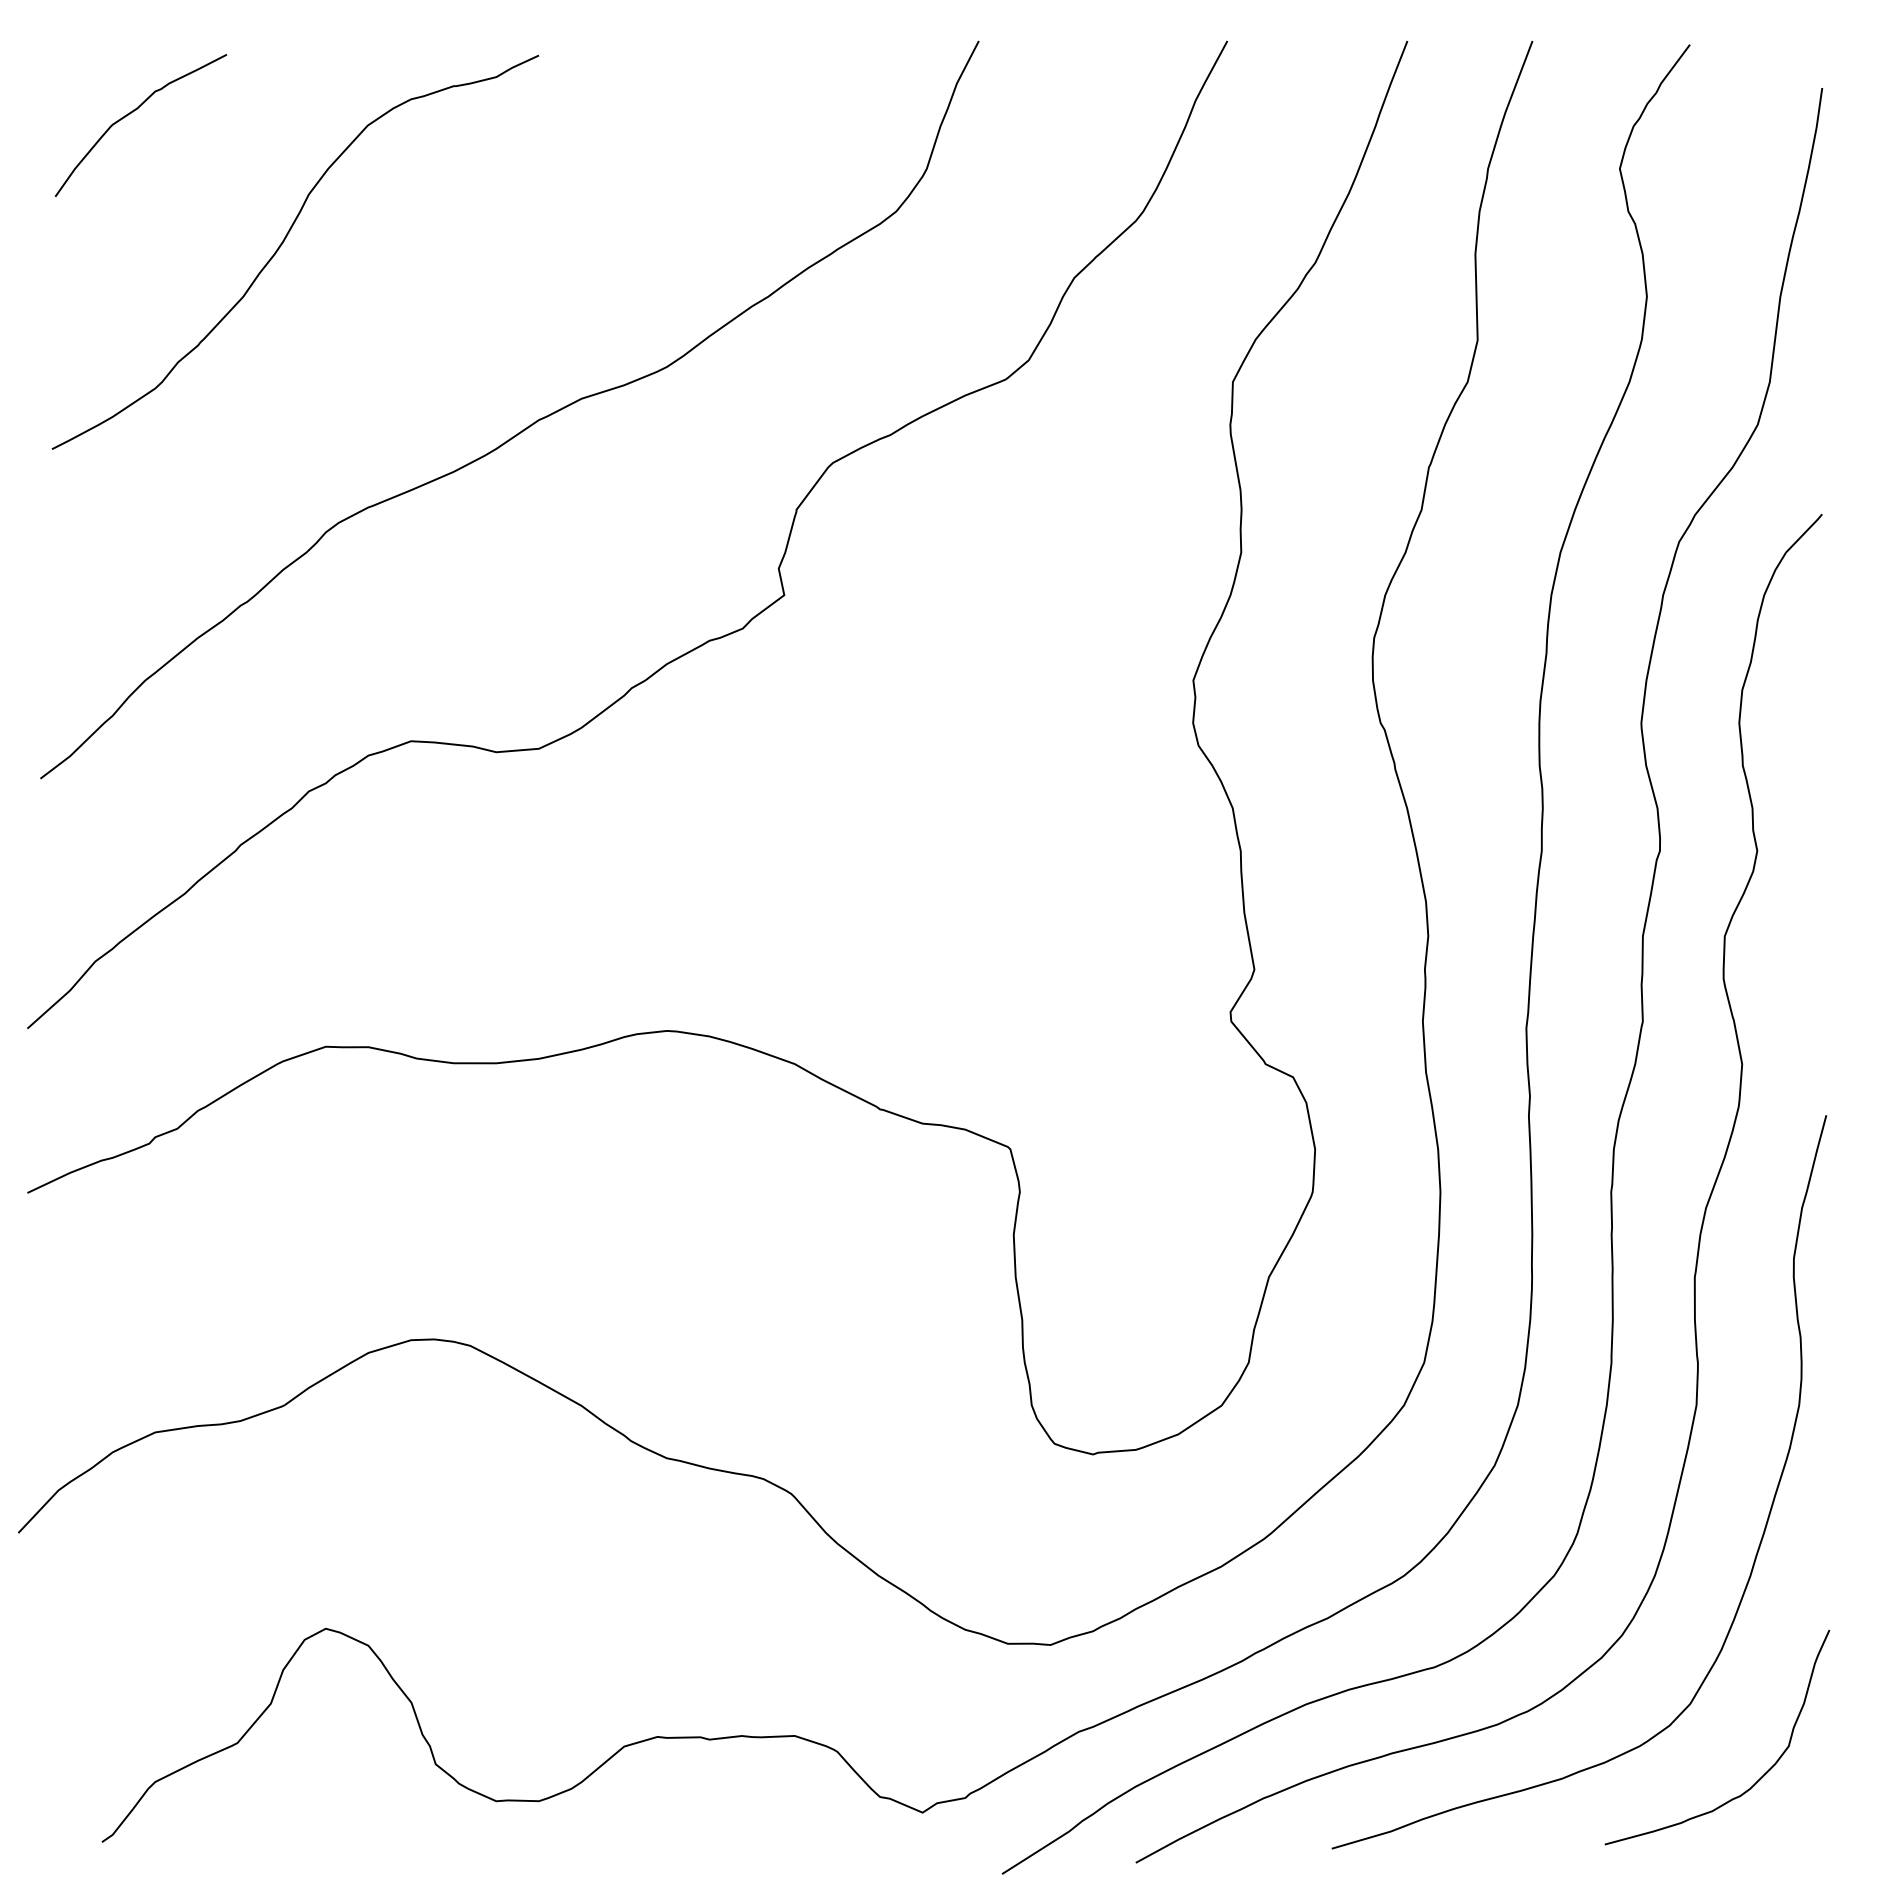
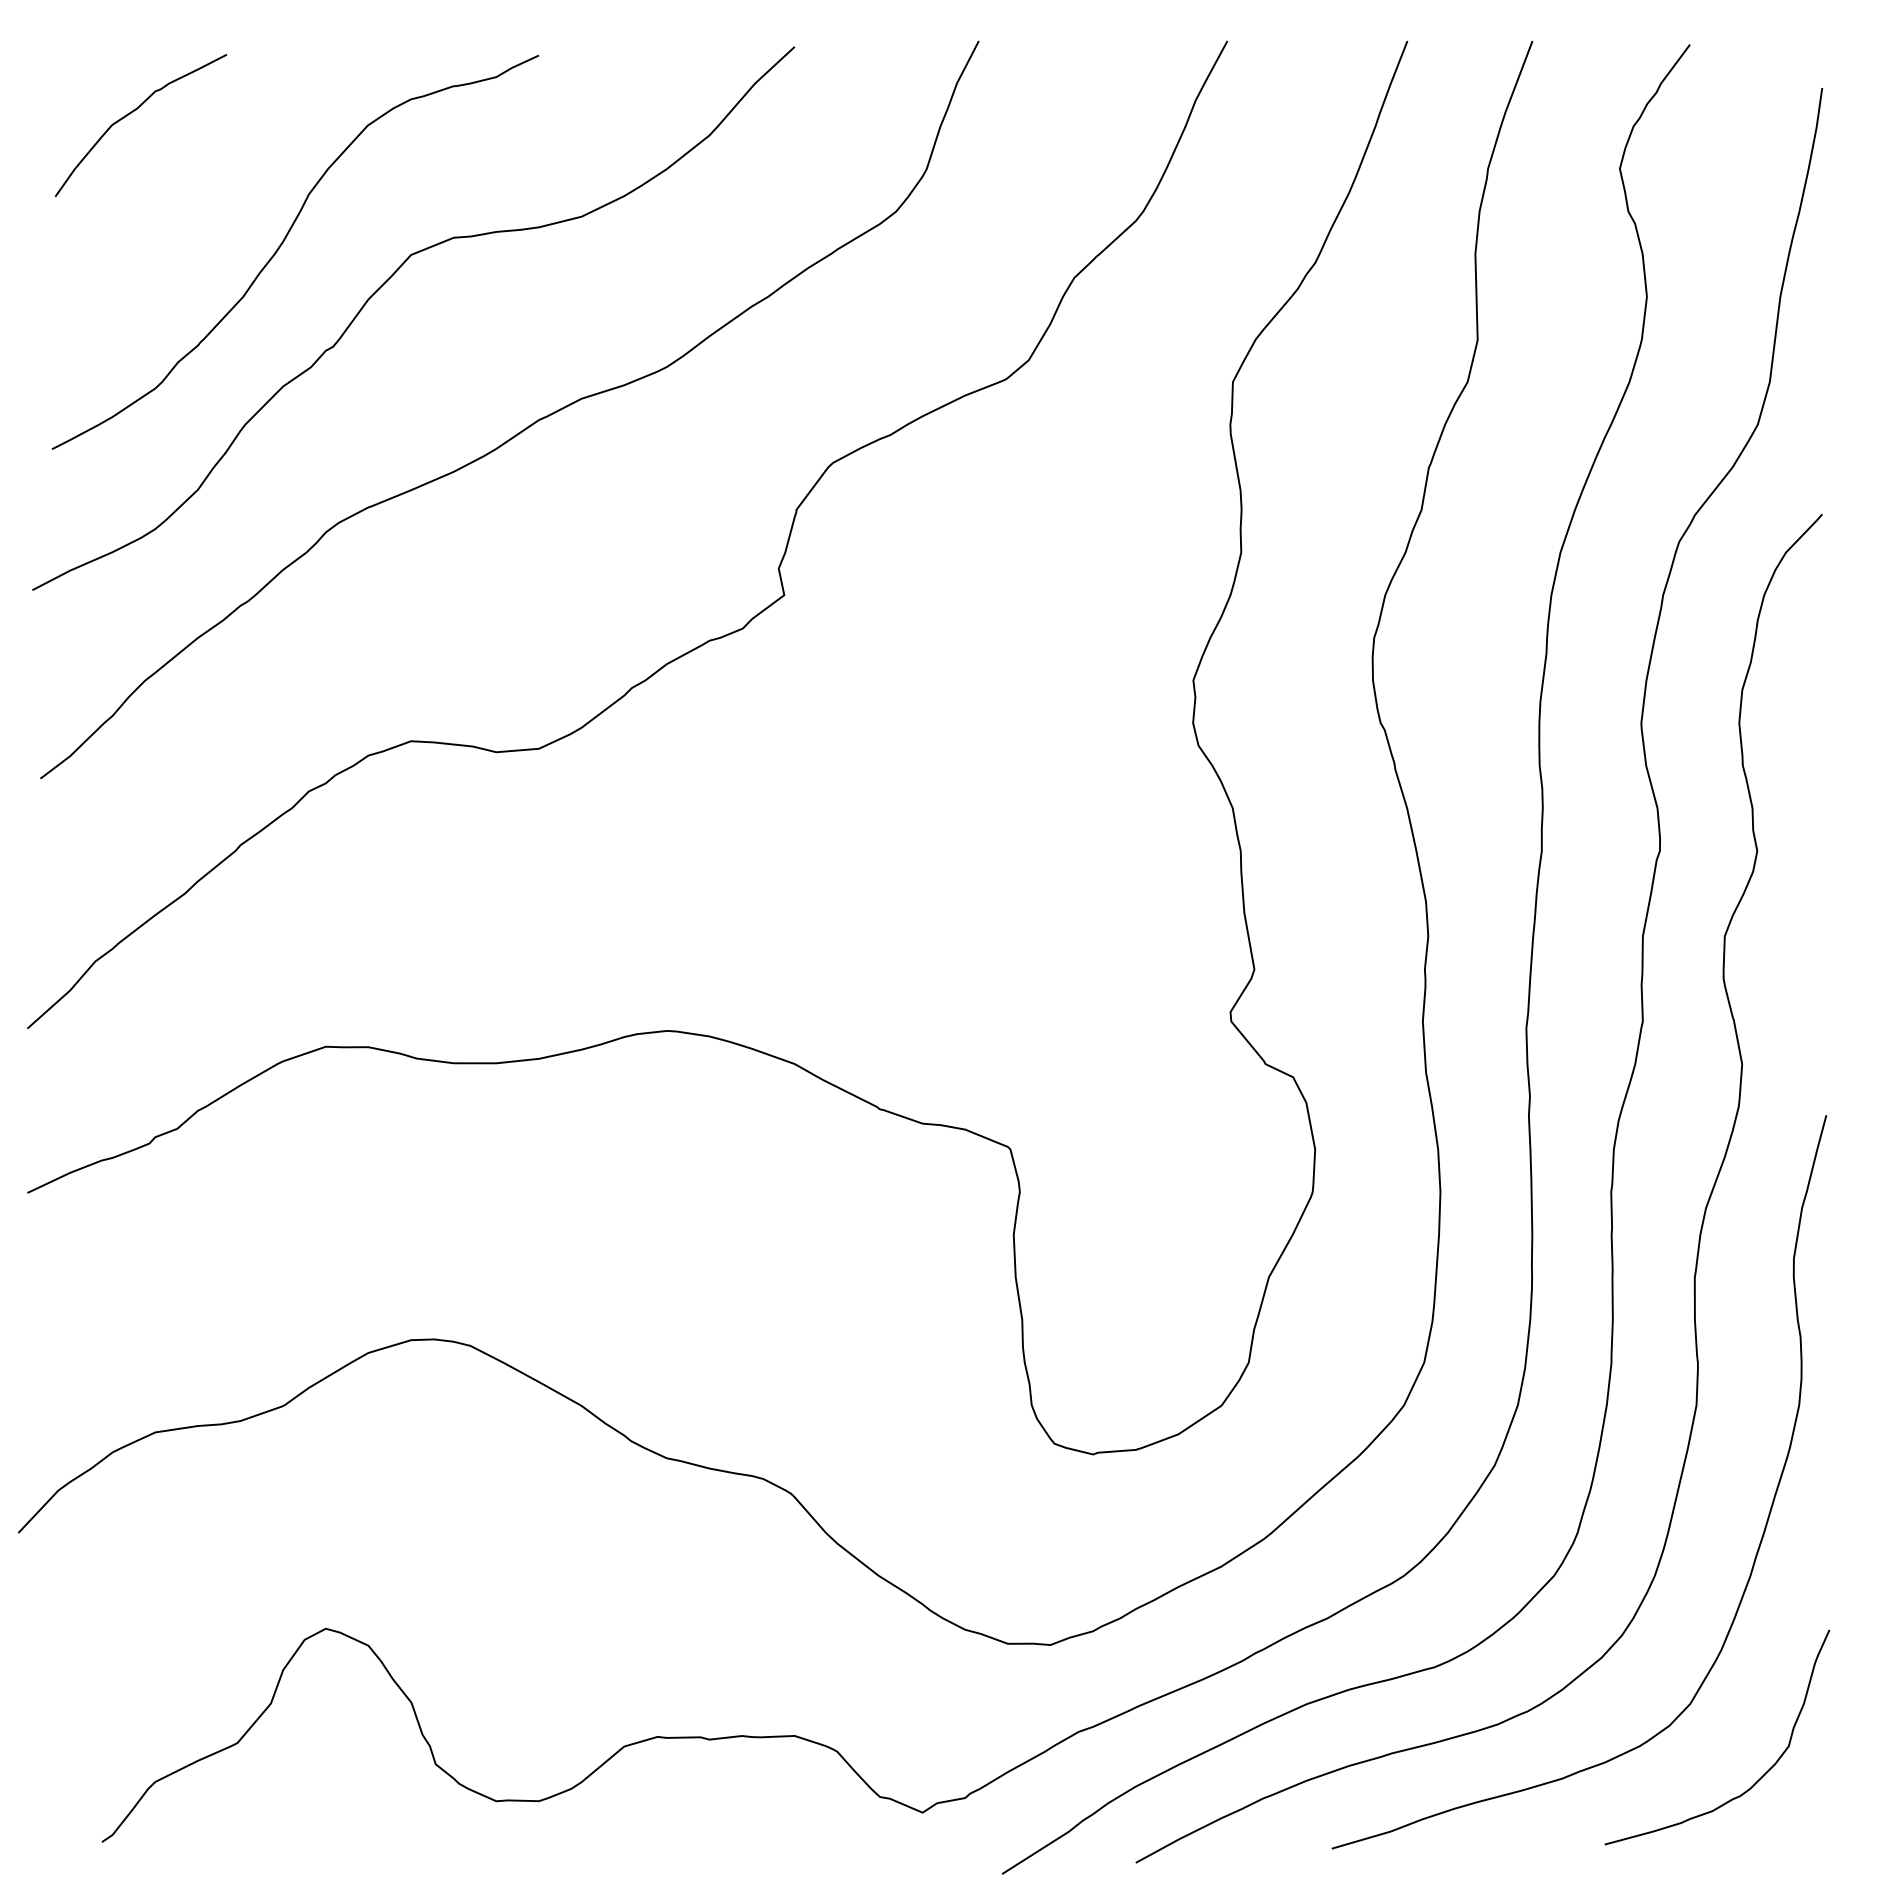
curve: none -> present (382, 286)
